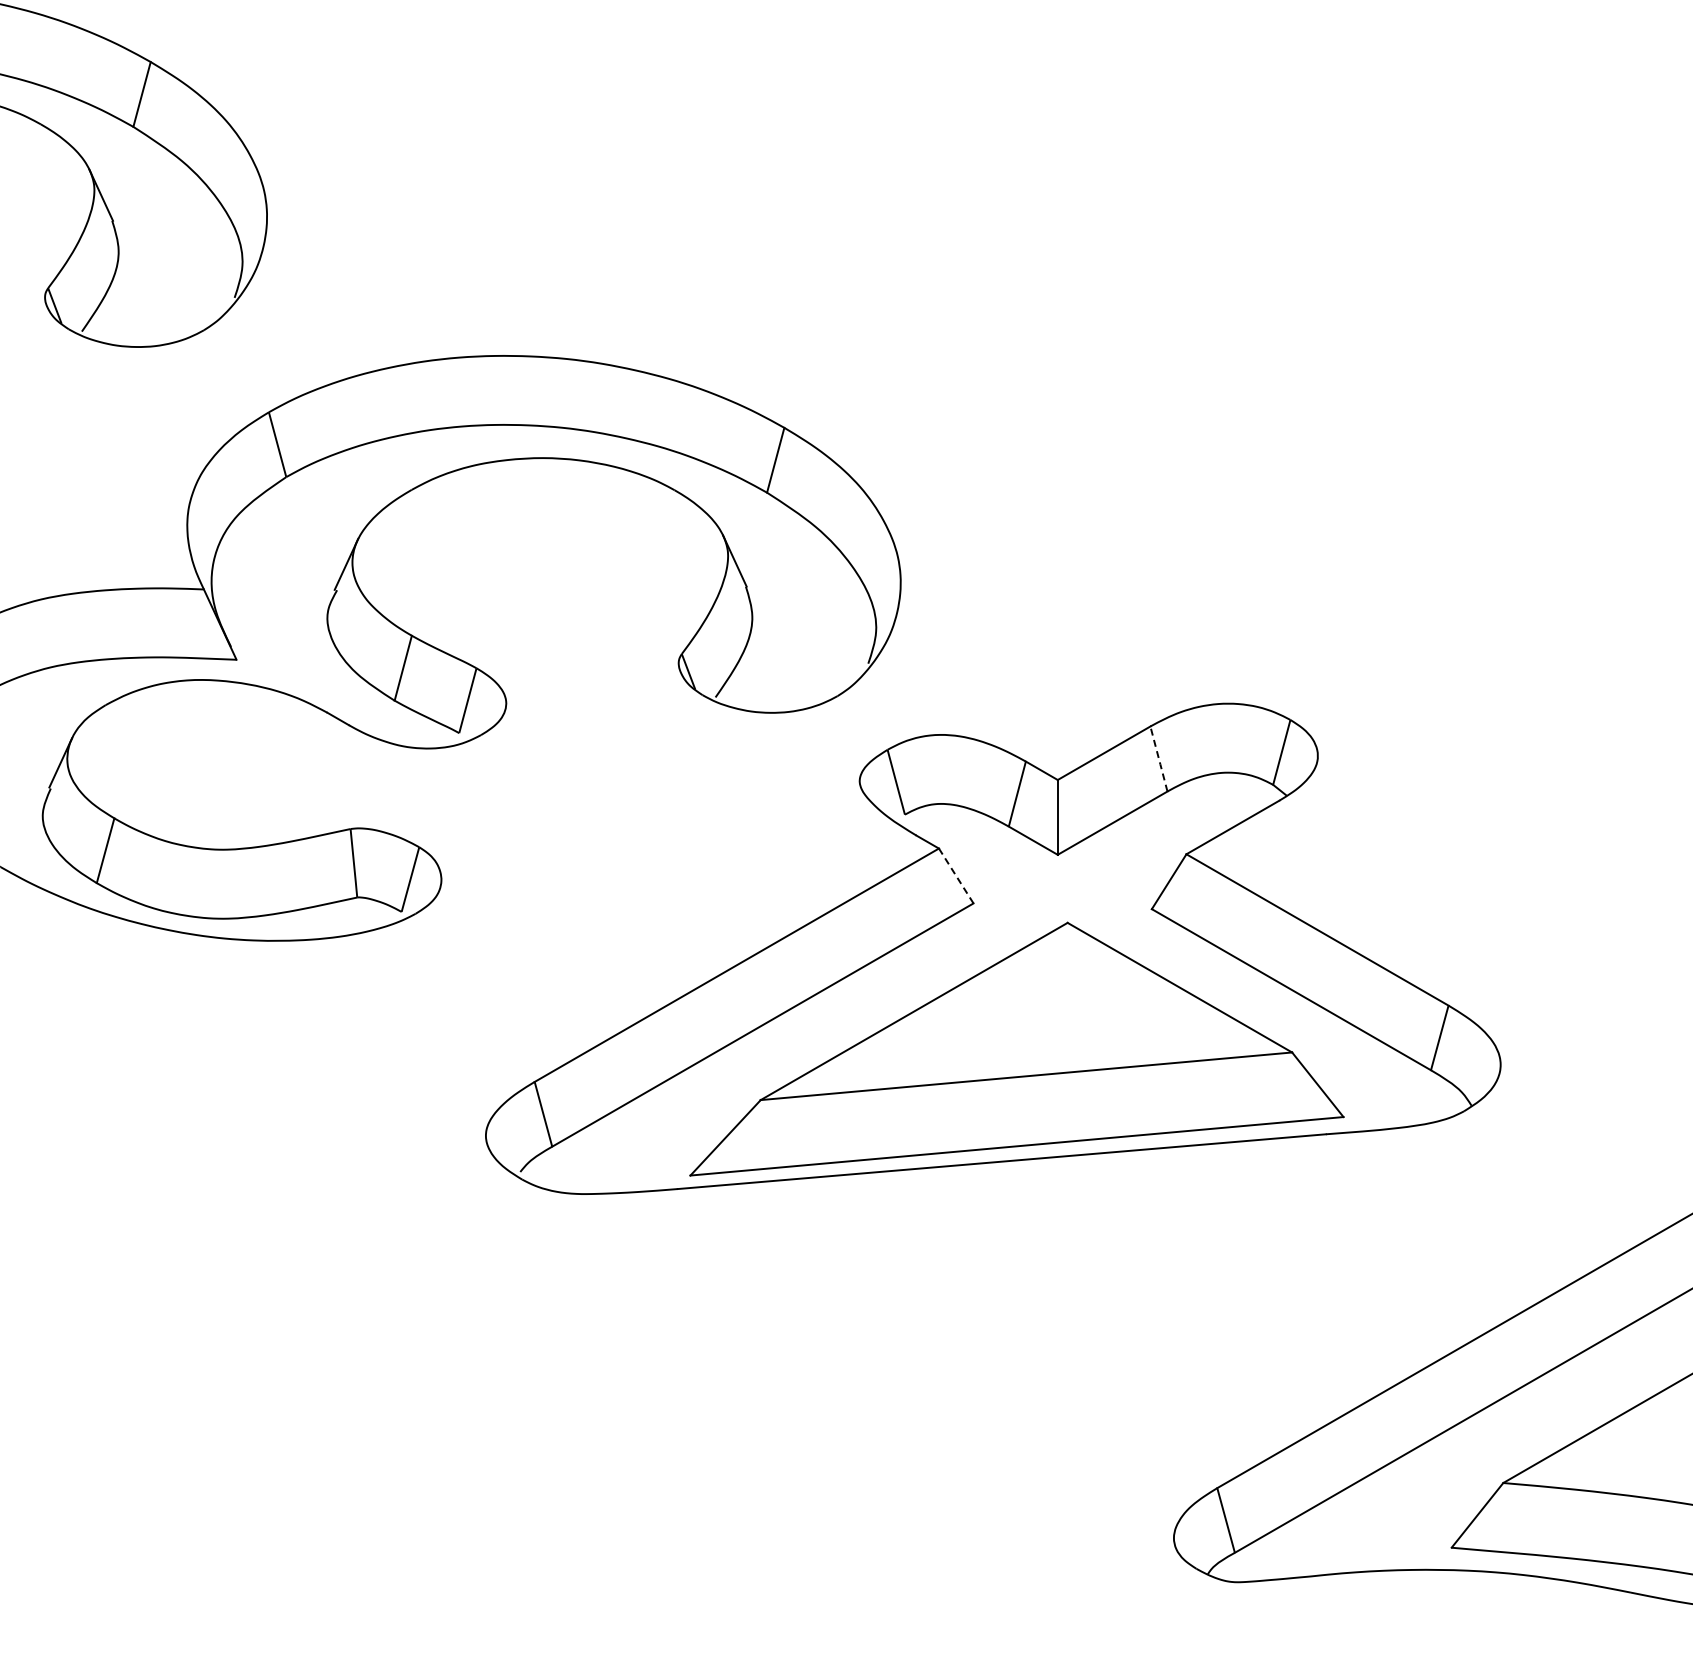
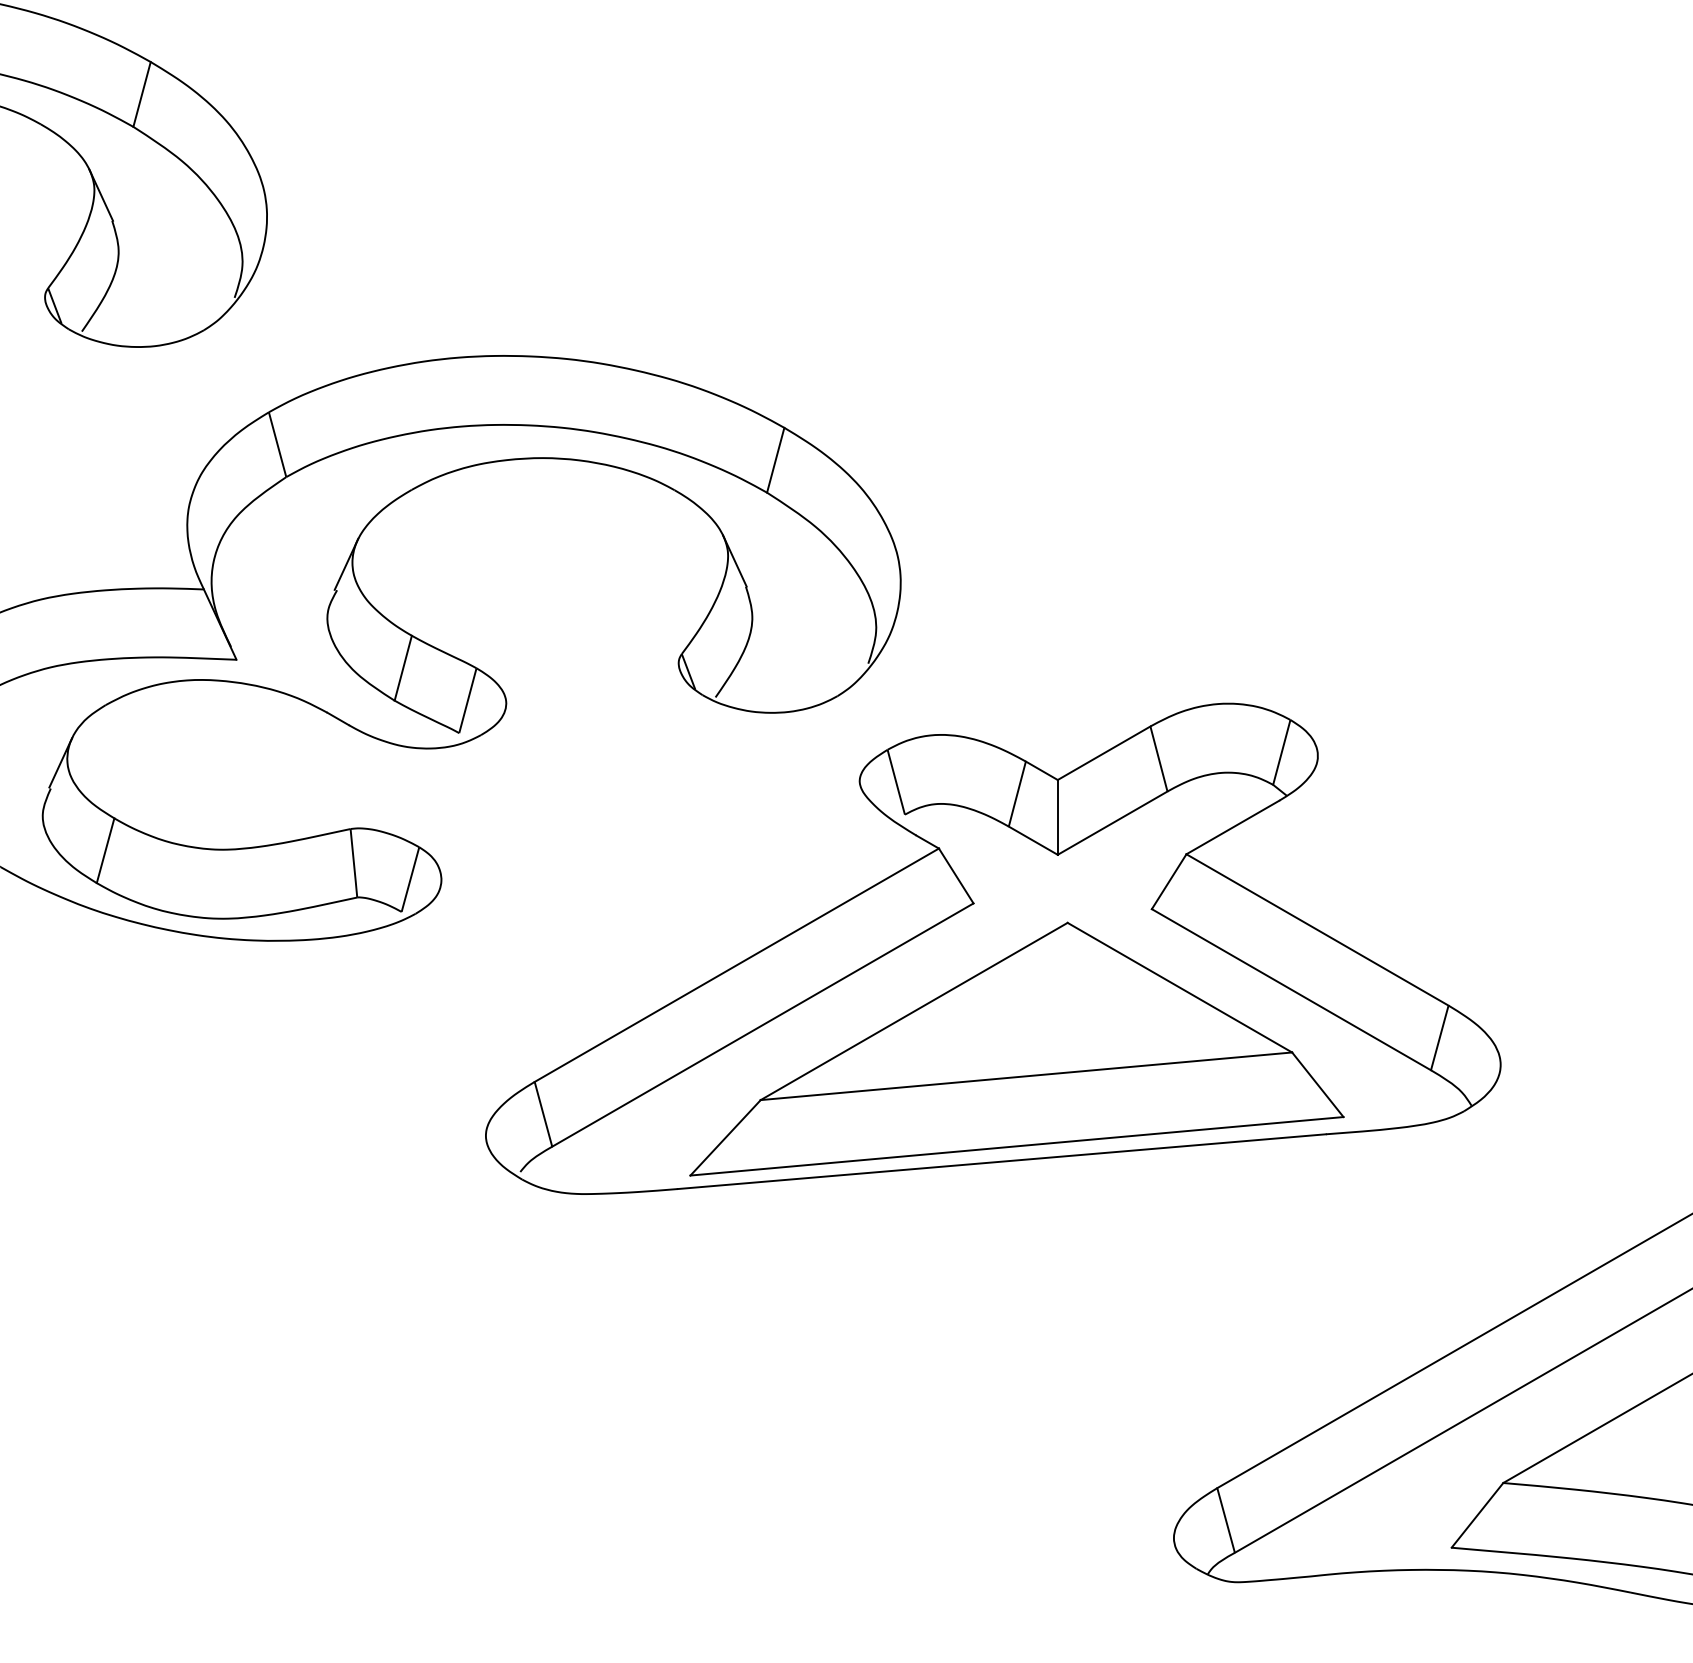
line: dashed -> solid (1159, 759)
line: dashed -> solid (955, 875)
